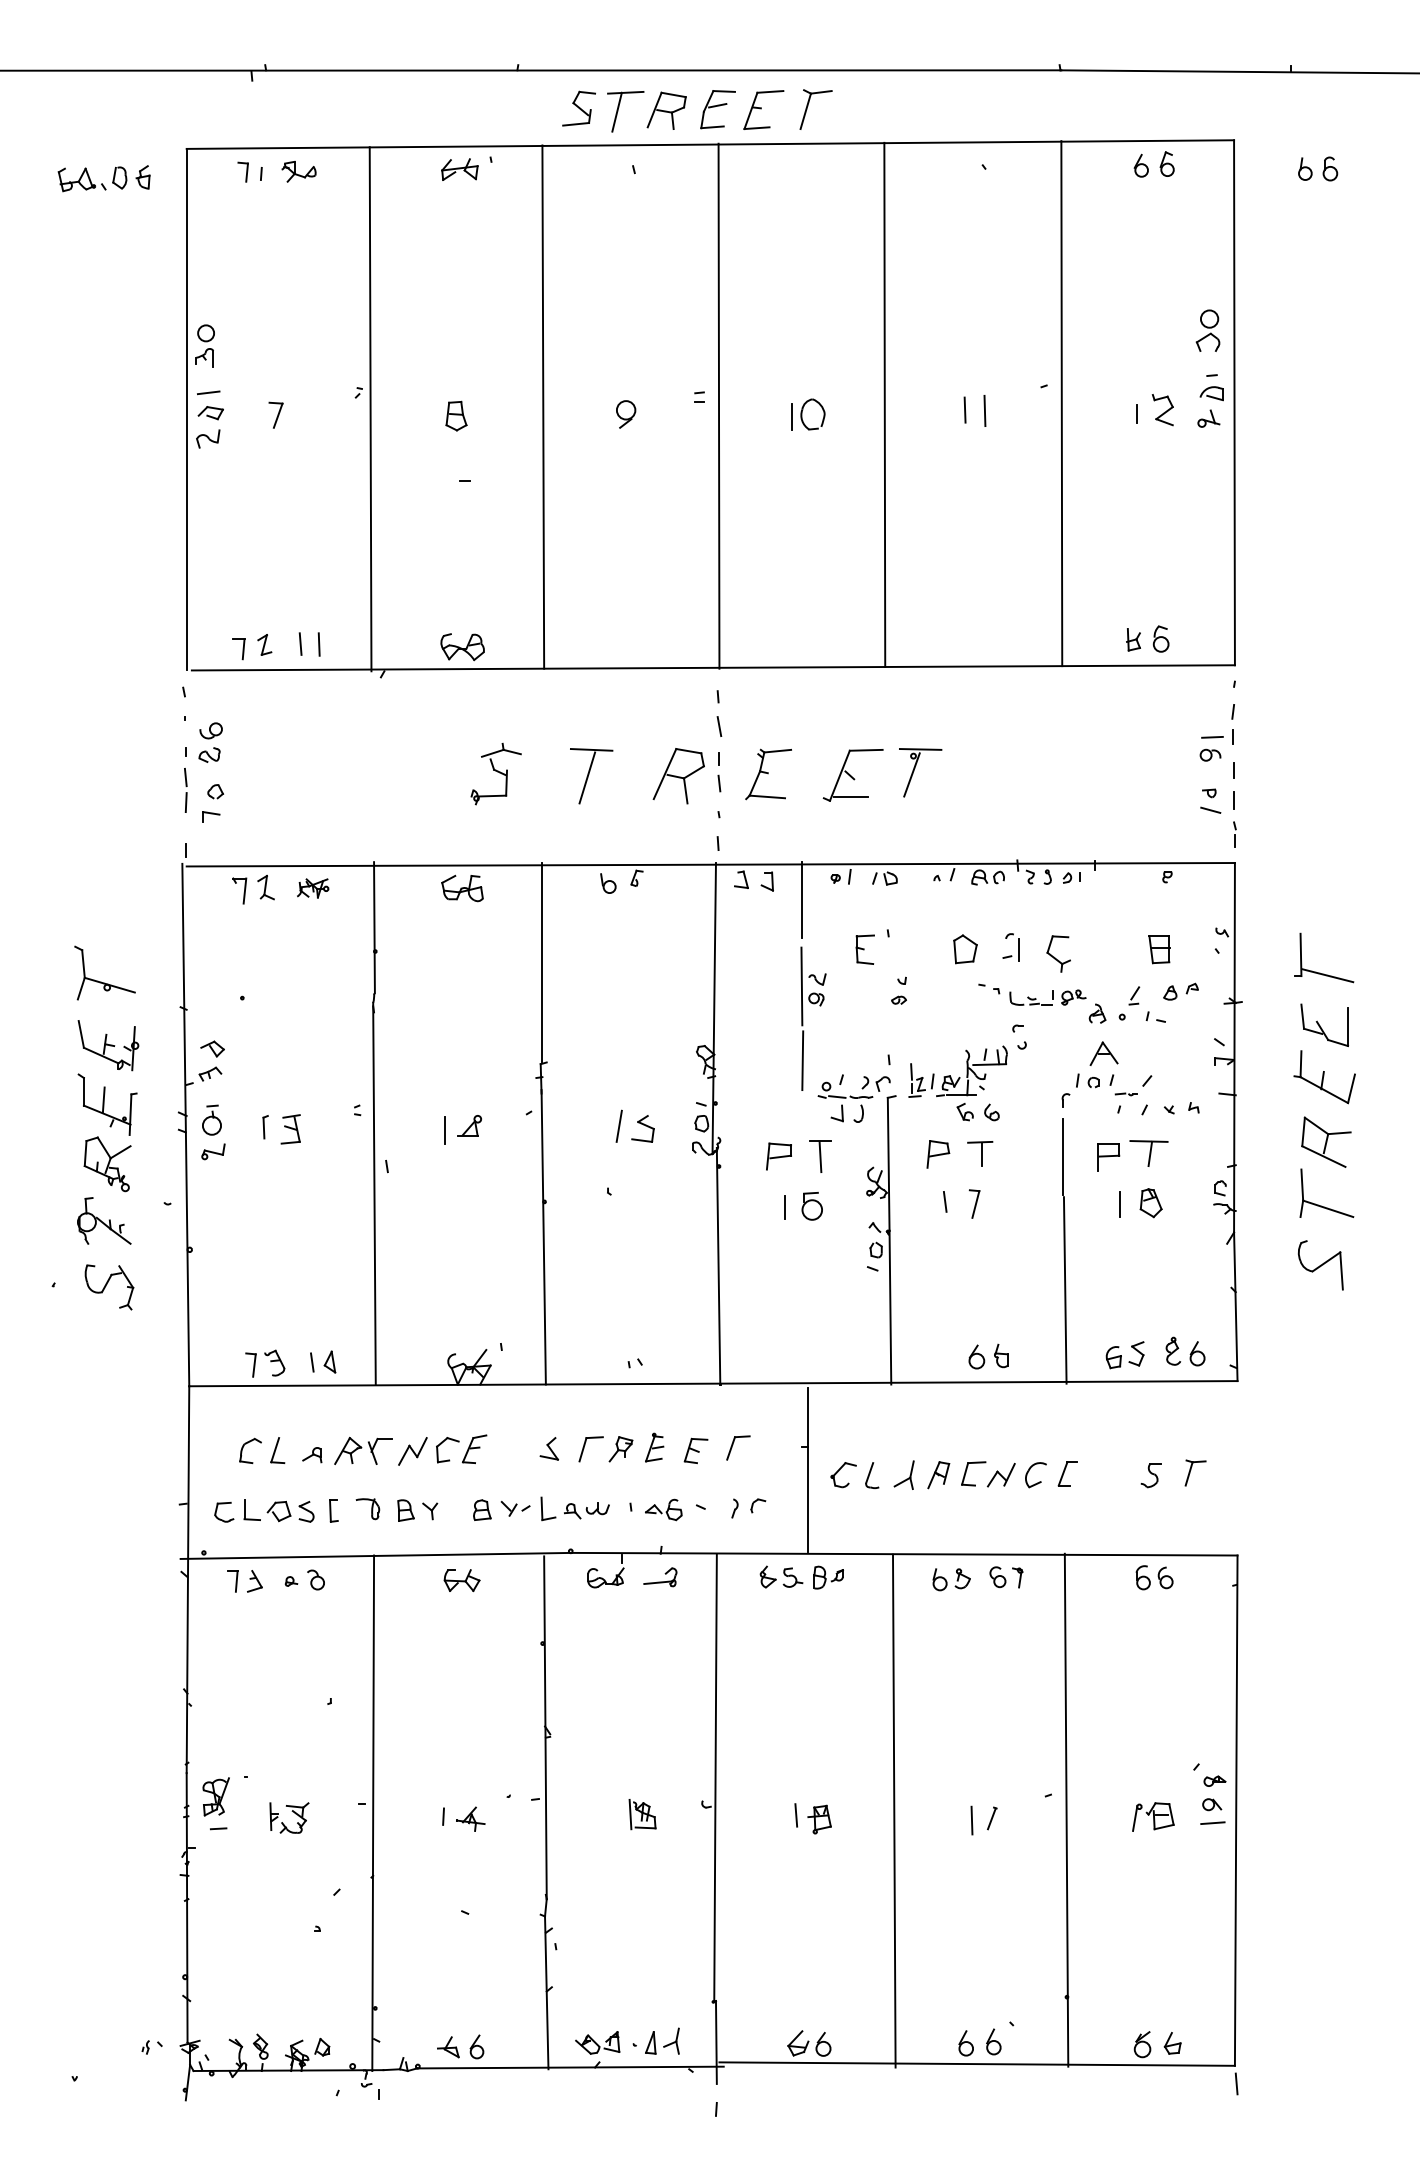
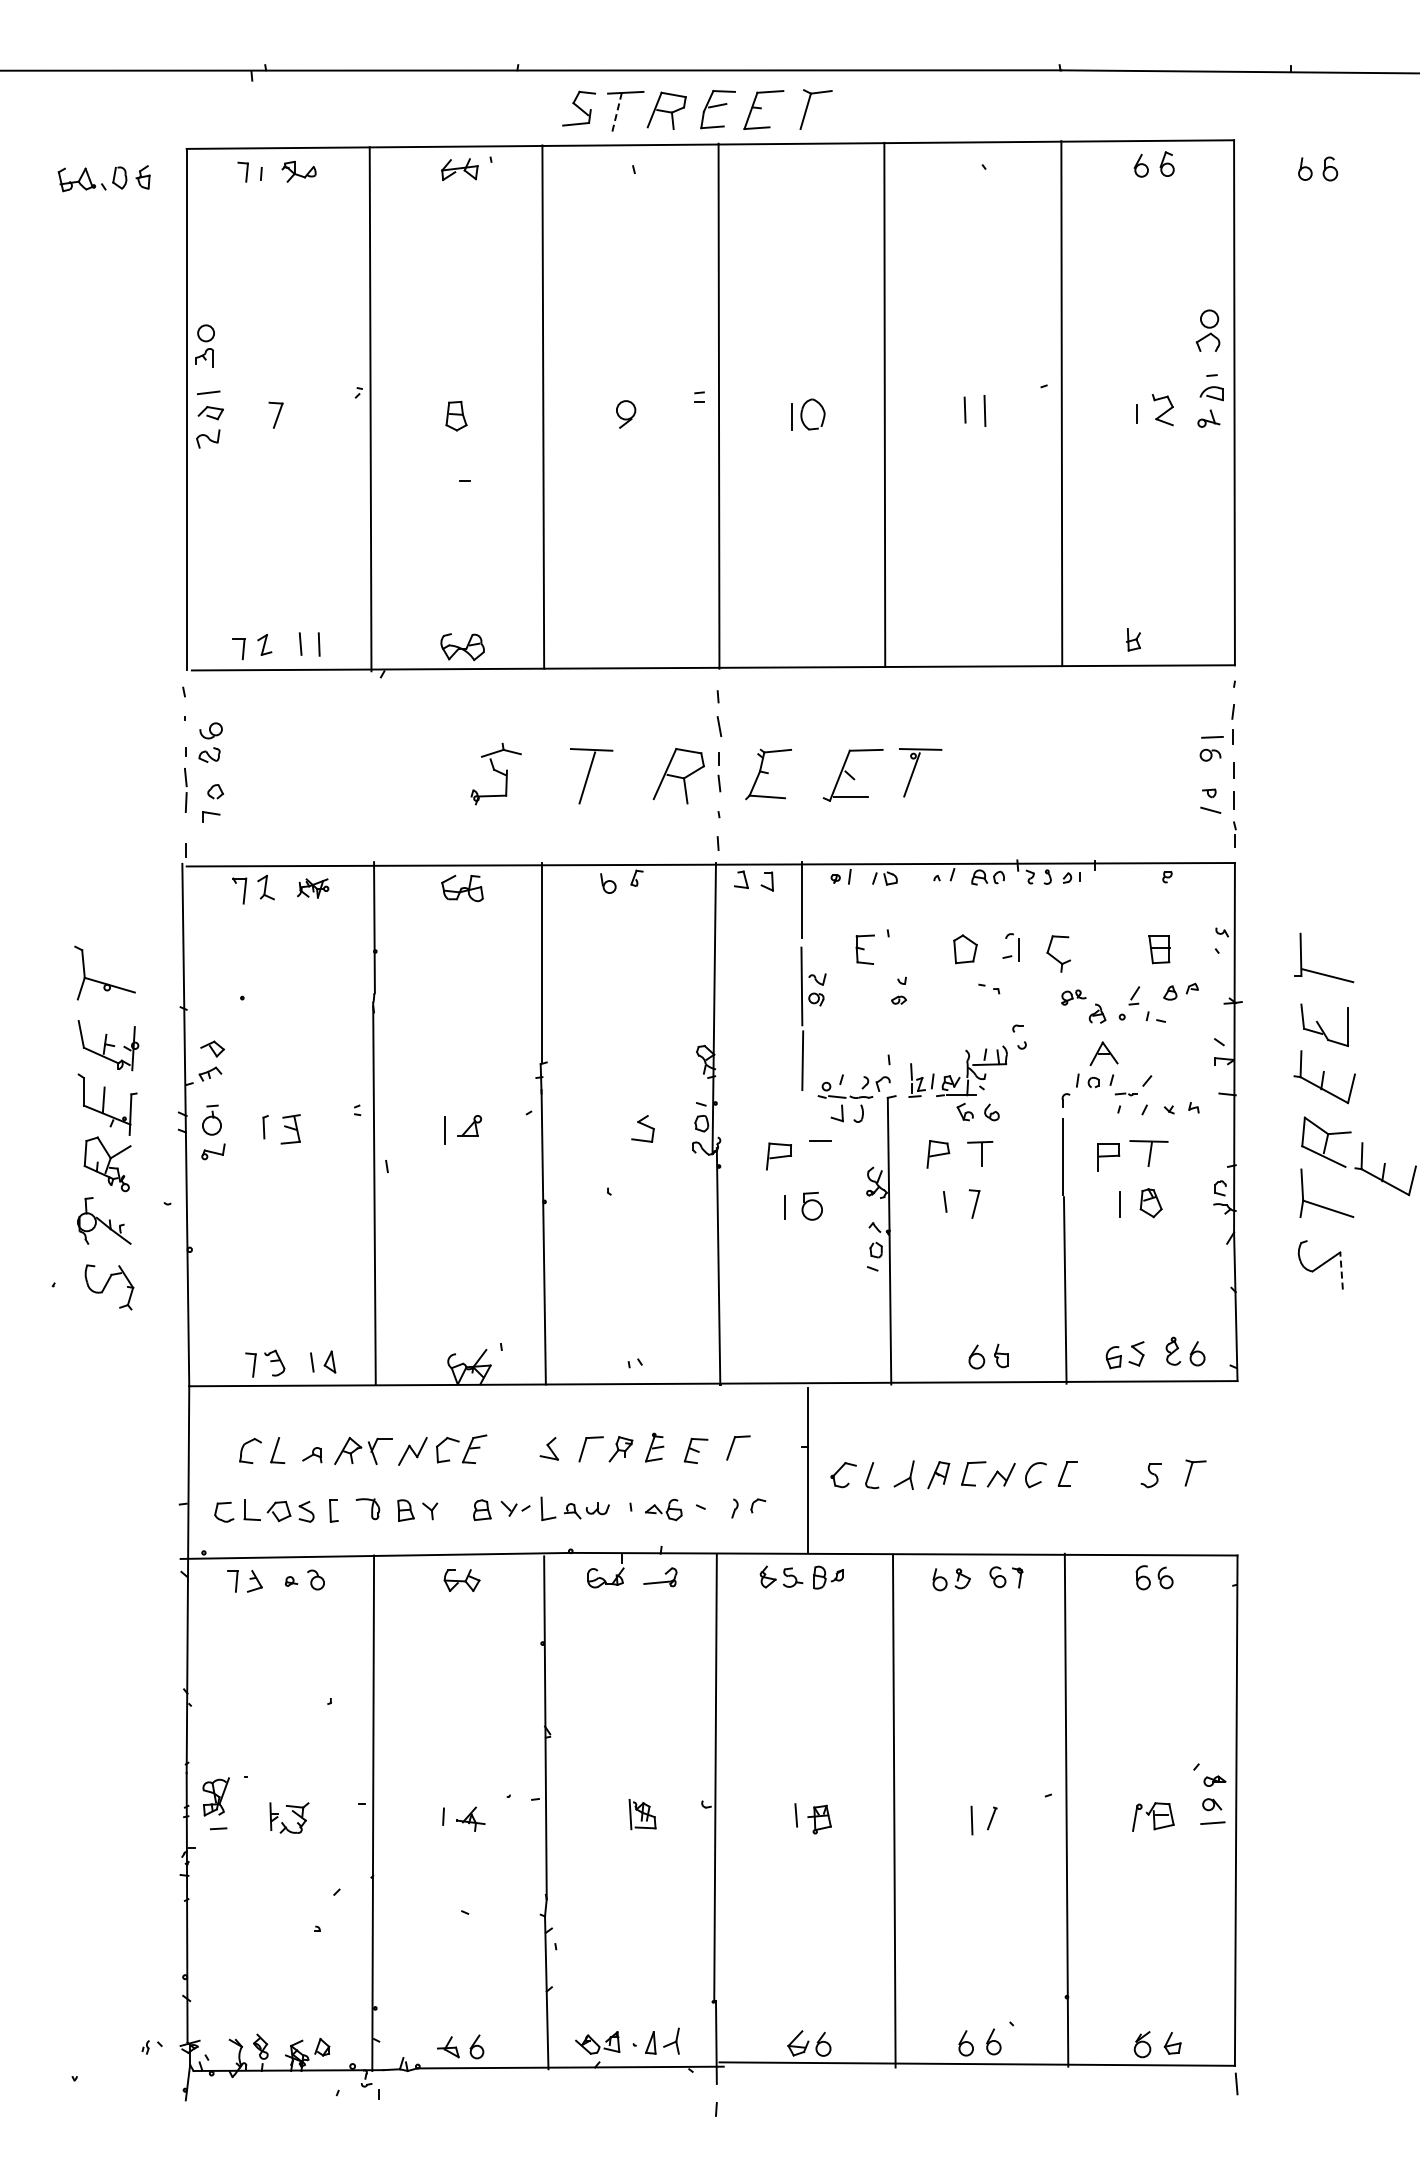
line: solid -> dashed (617, 112)
part: present -> none (1160, 638)
part: present -> none (1031, 997)
line: present -> none (618, 1125)
line: present -> none (820, 1156)
part: none -> present (1385, 1169)
line: solid -> dashed (1341, 1270)
